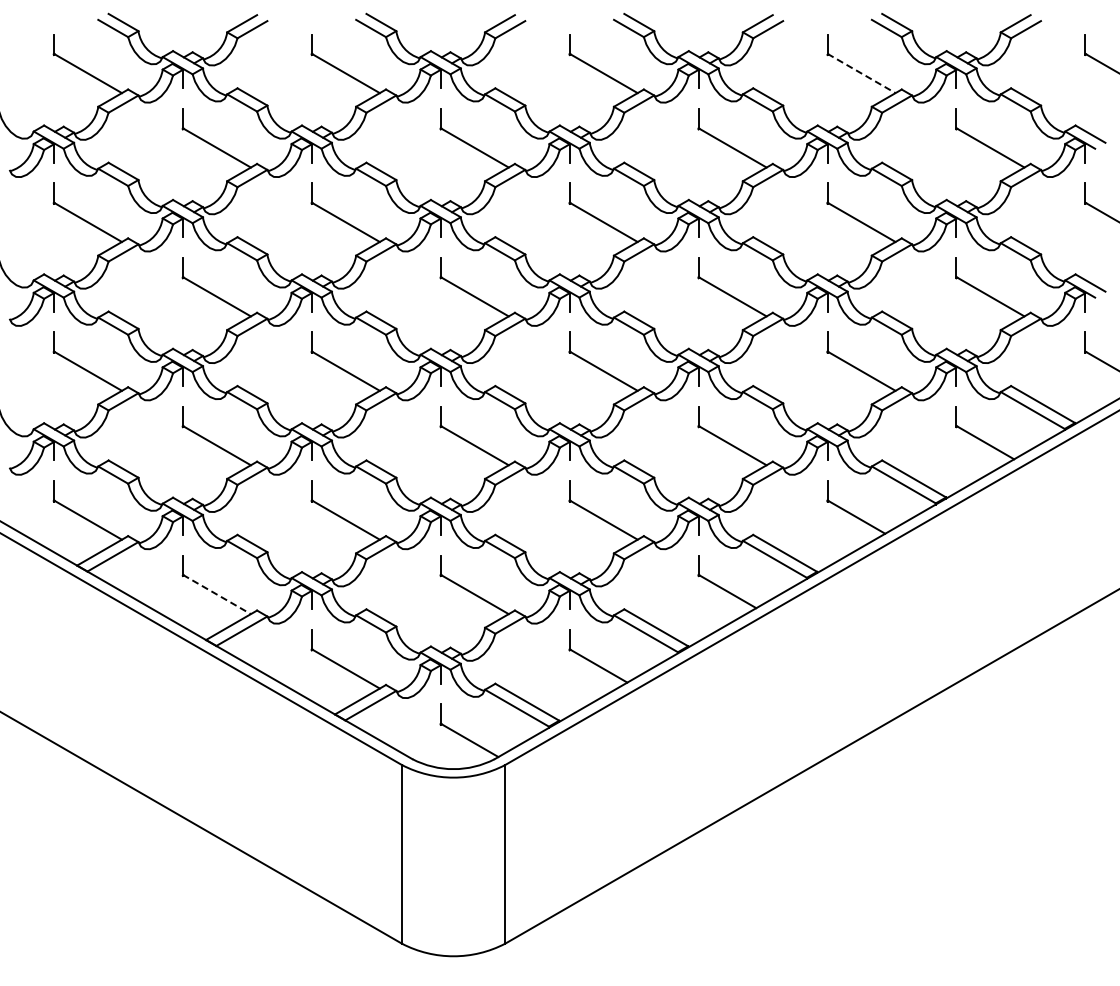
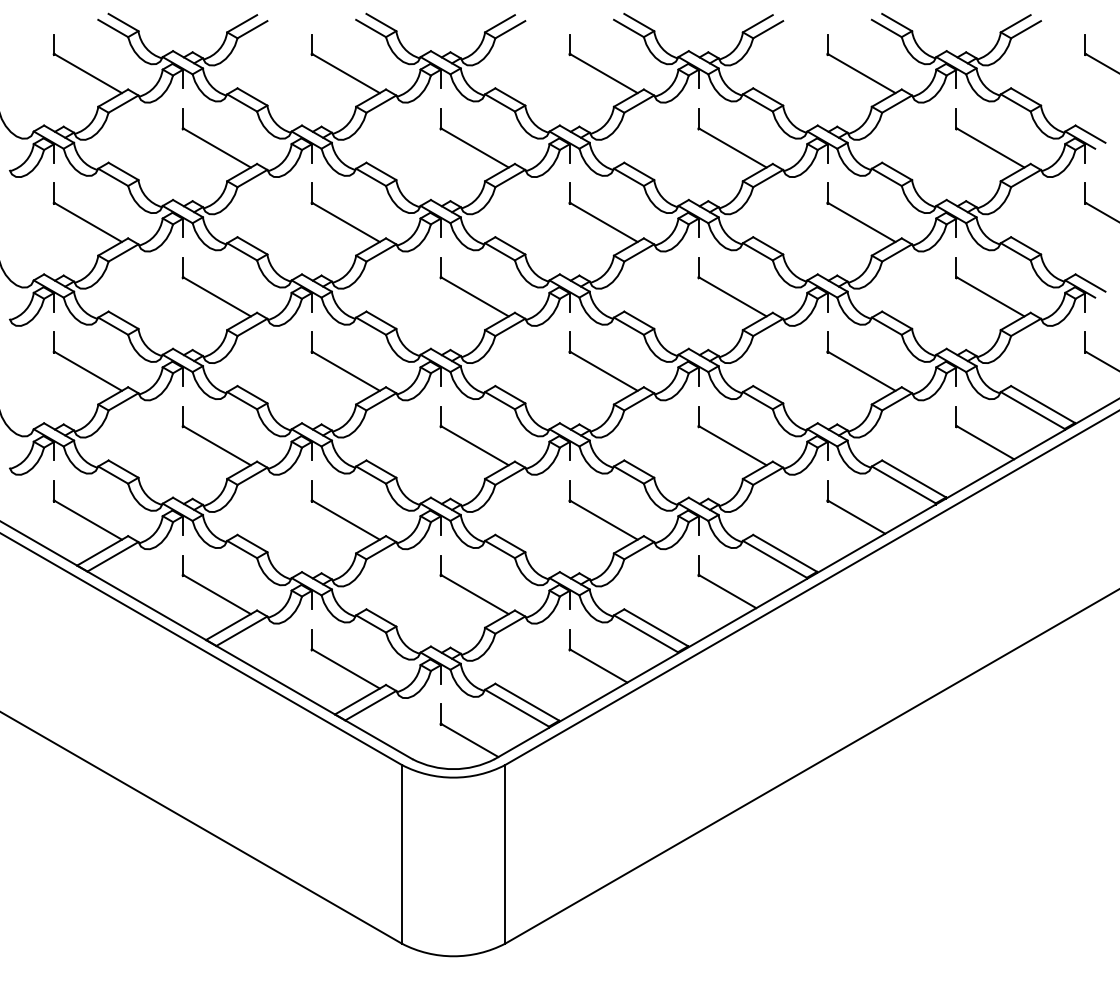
line: dashed -> solid (861, 73)
line: dashed -> solid (217, 594)
